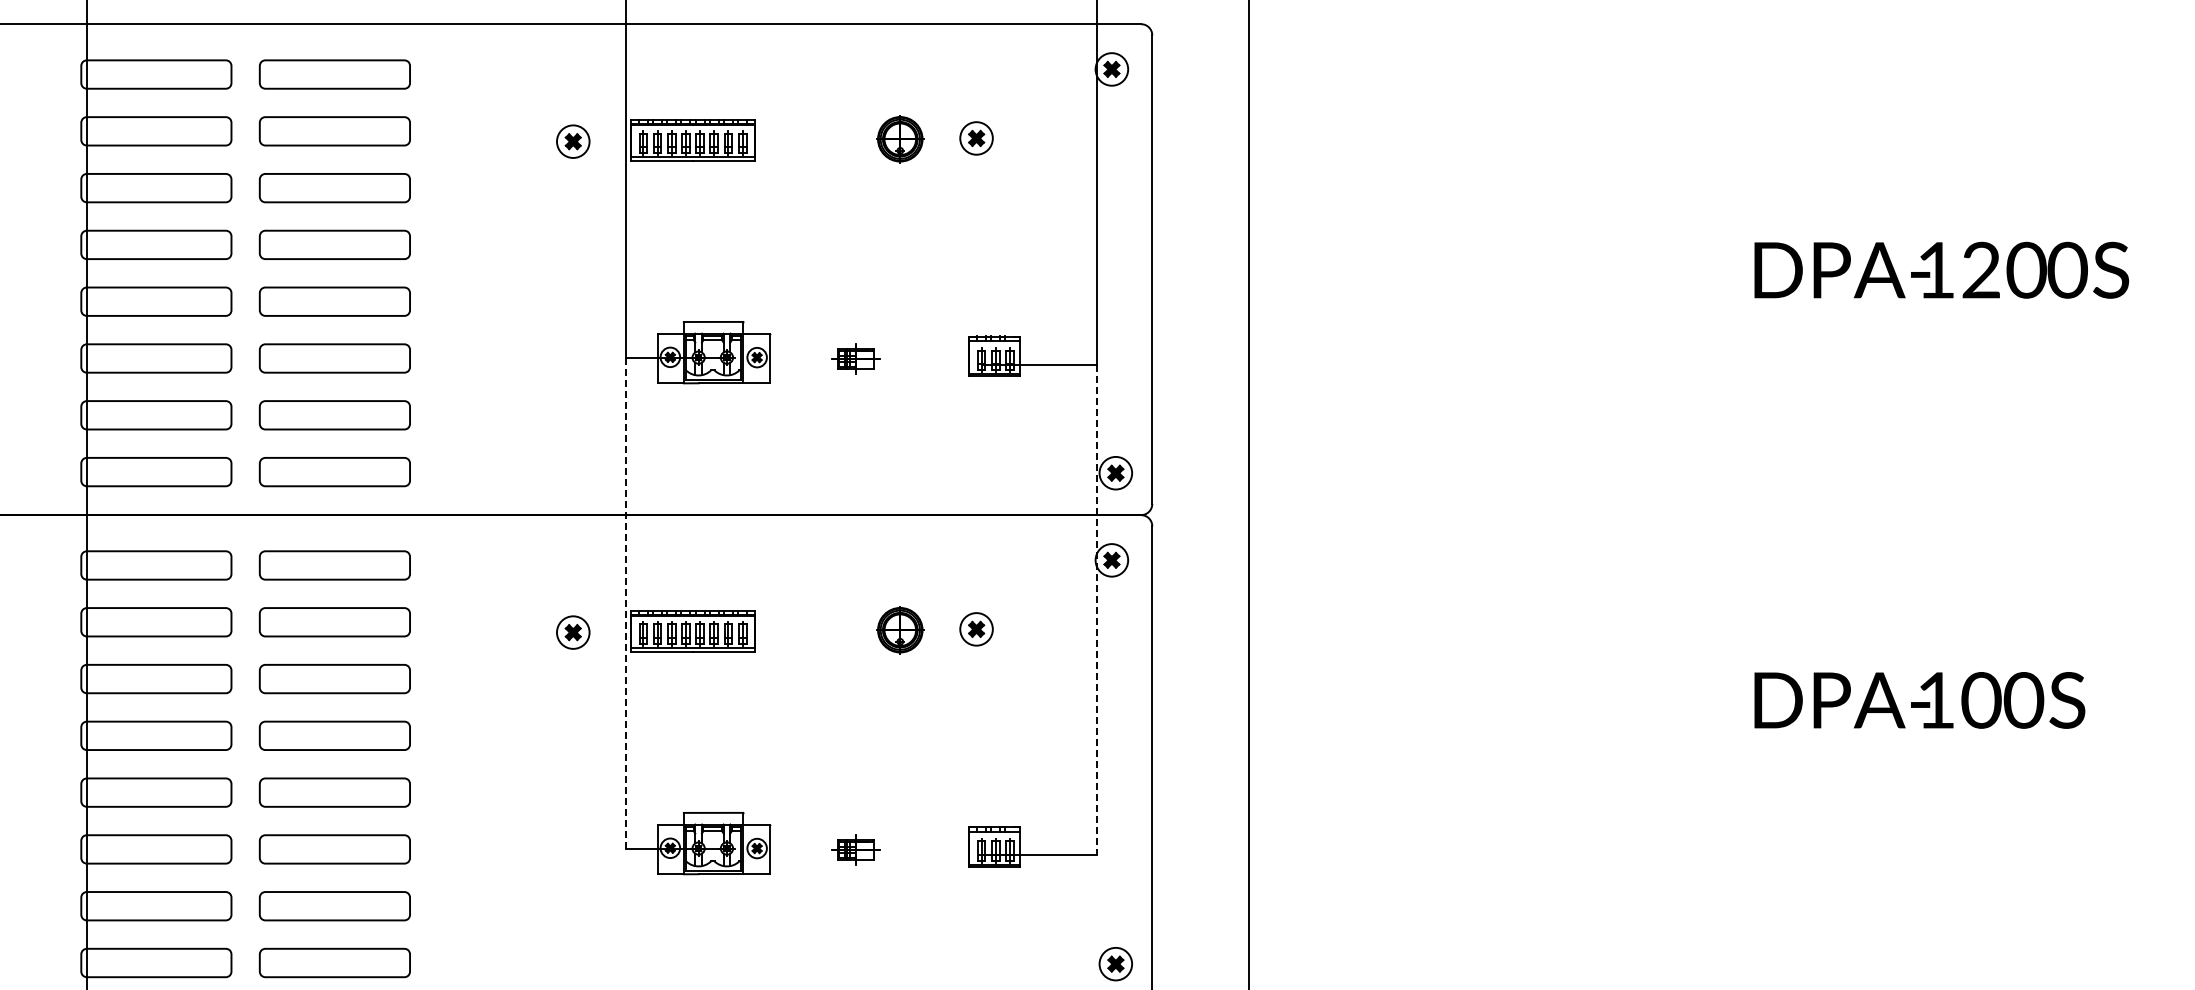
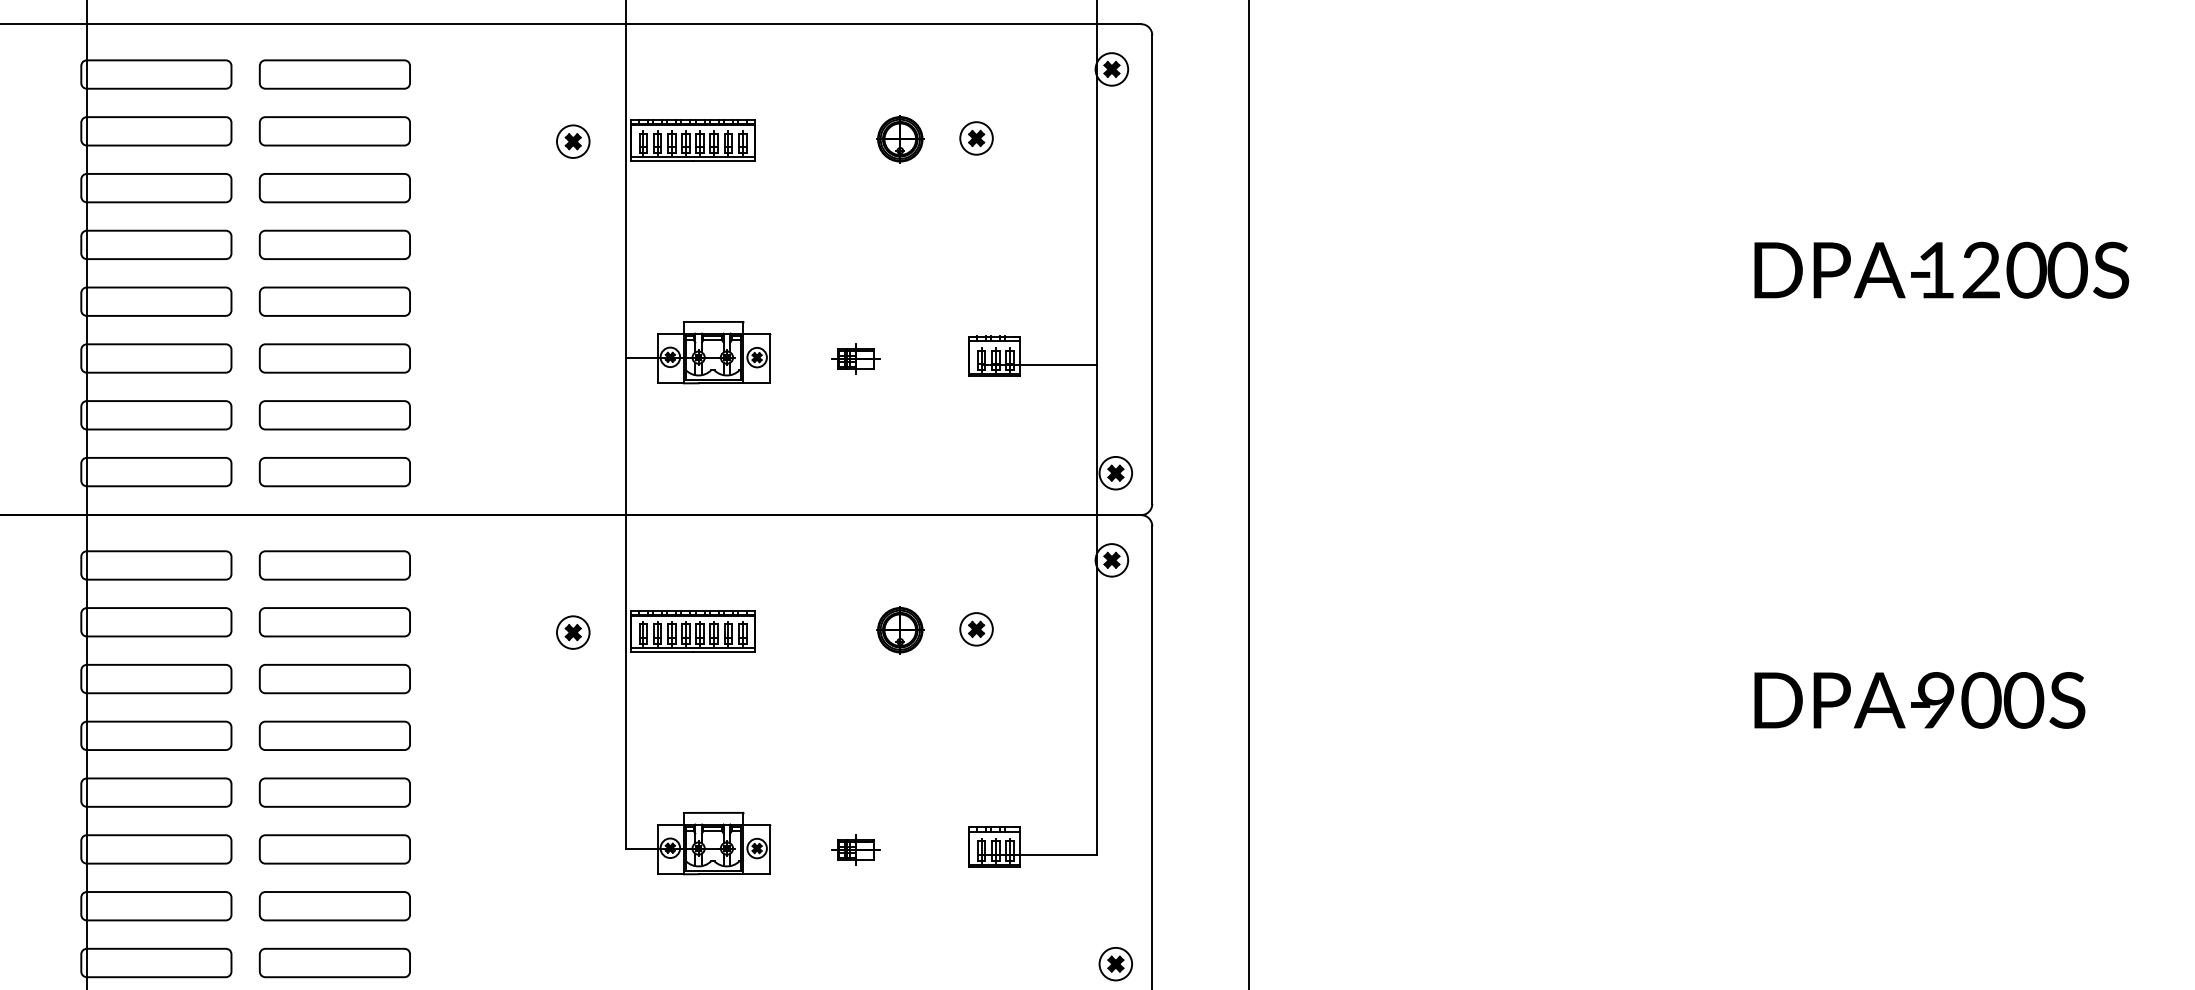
line: dashed -> solid (626, 602)
line: dashed -> solid (1096, 610)
text: 10 -> 90 (1936, 700)
